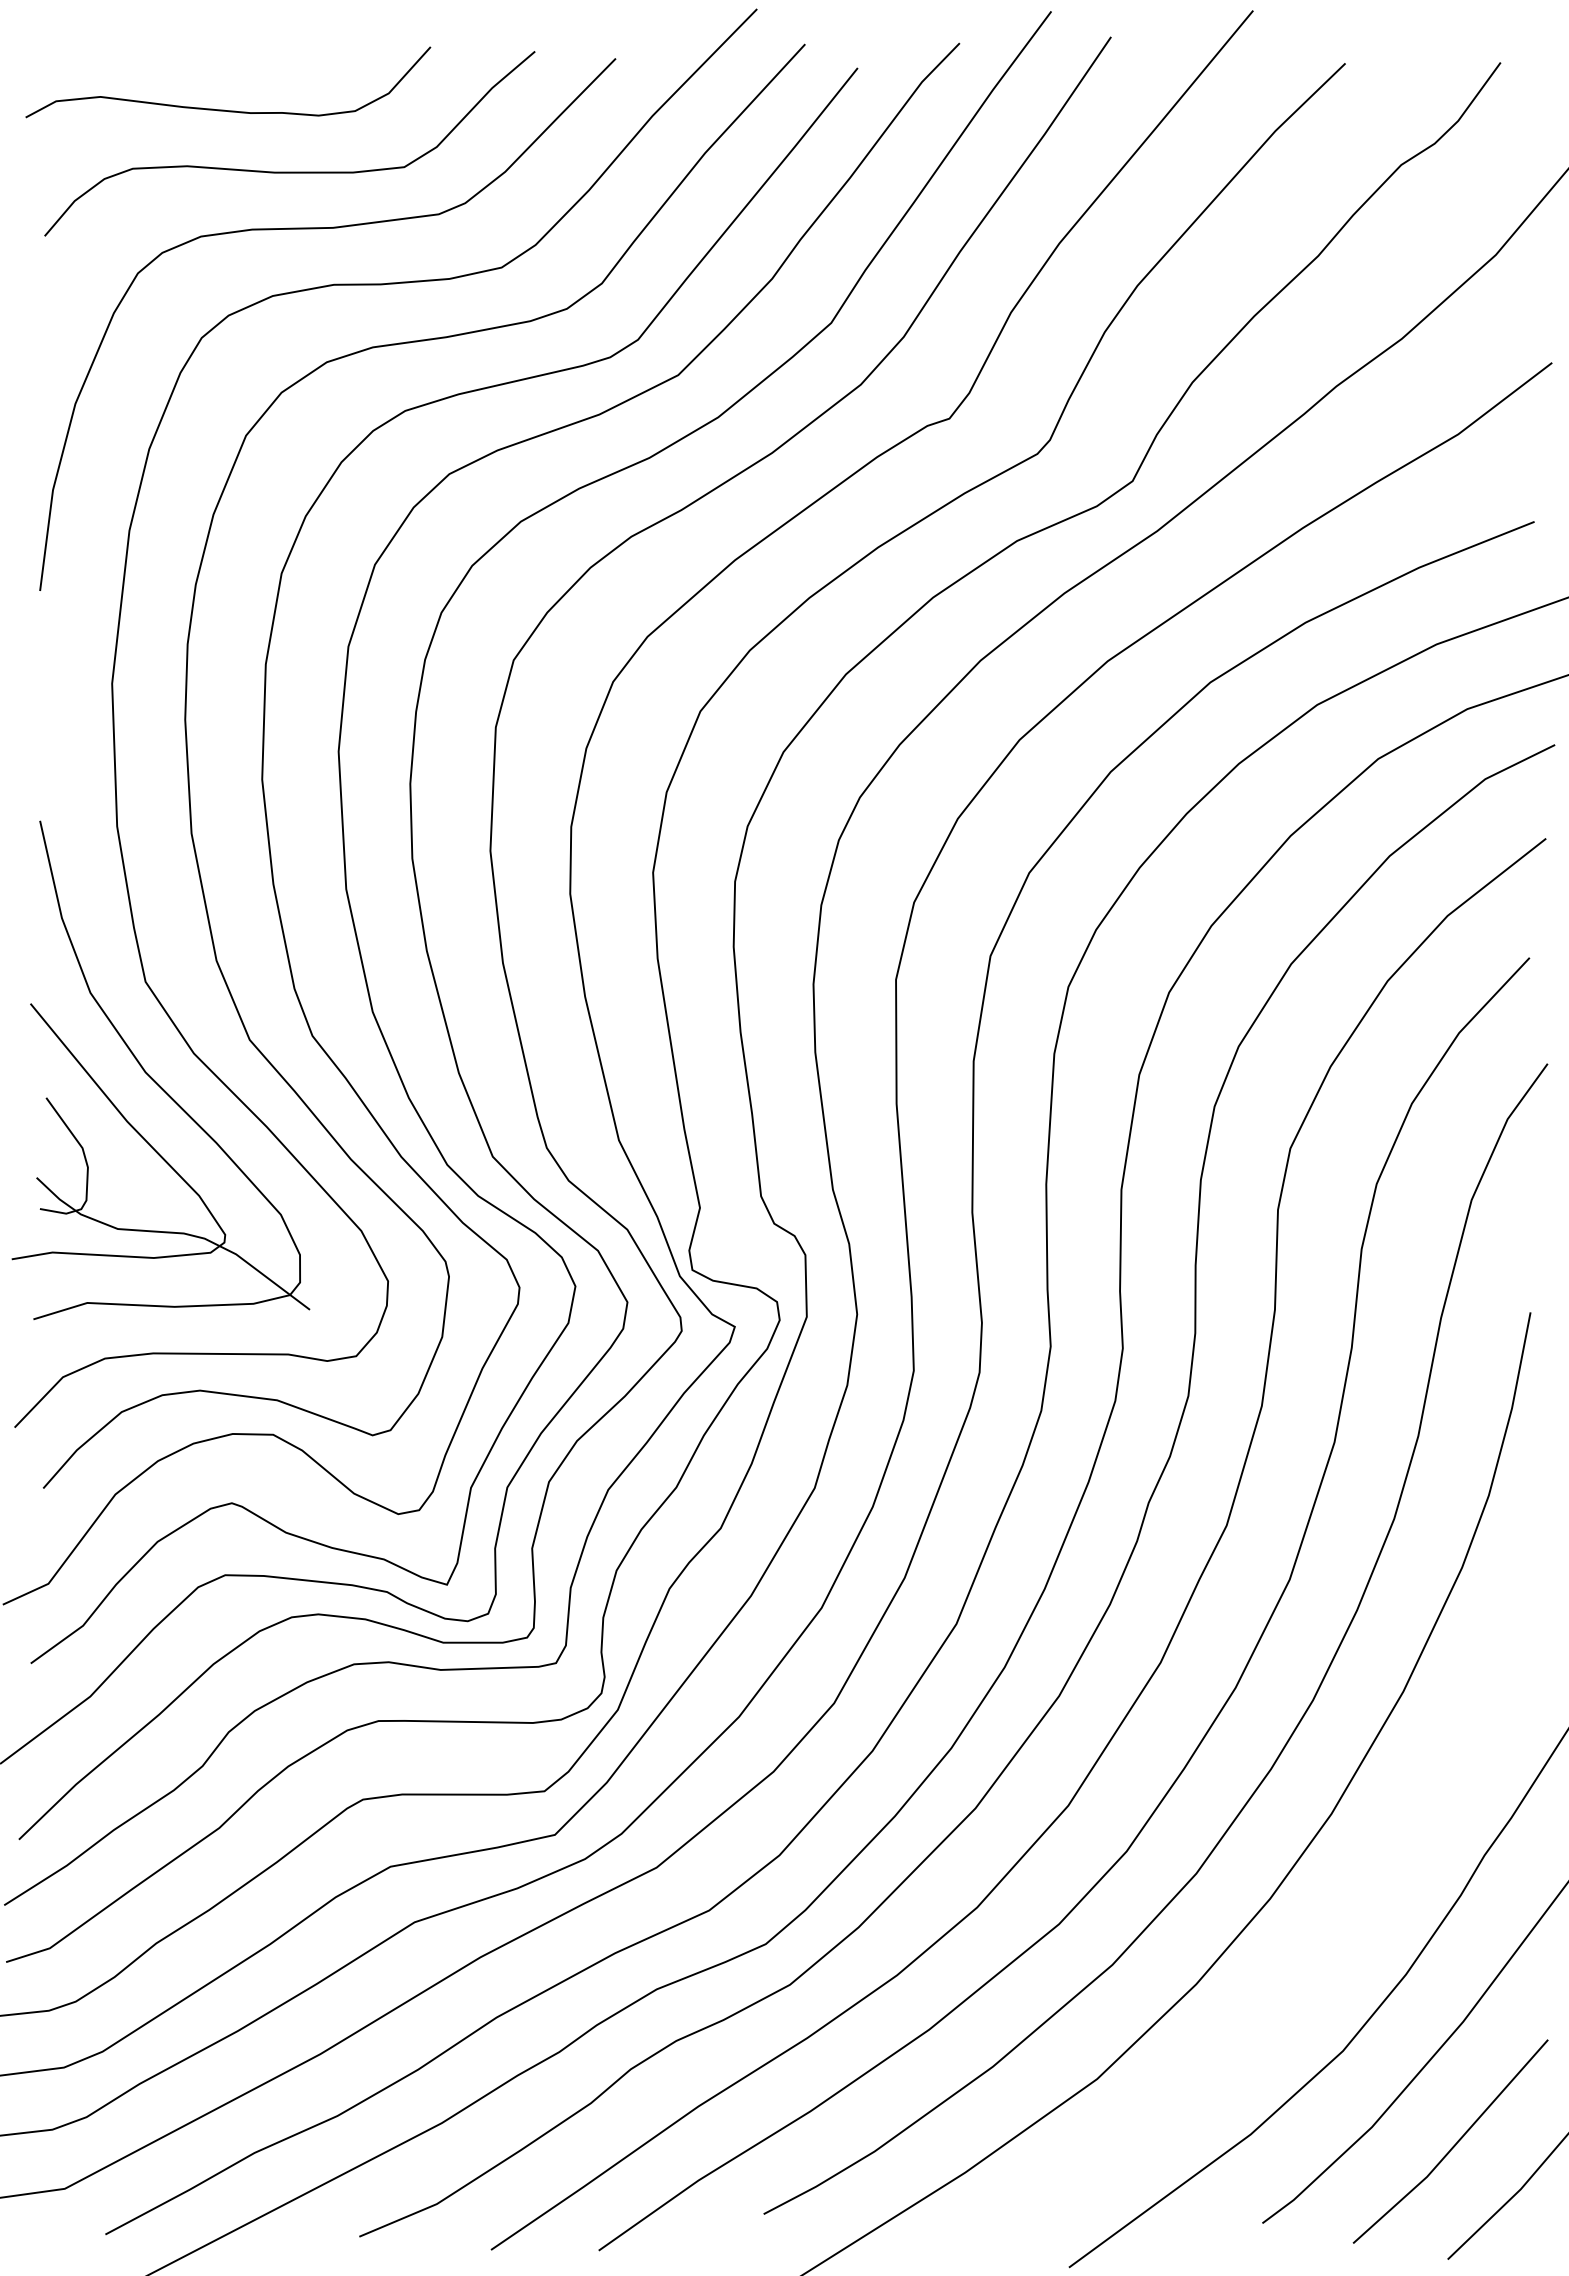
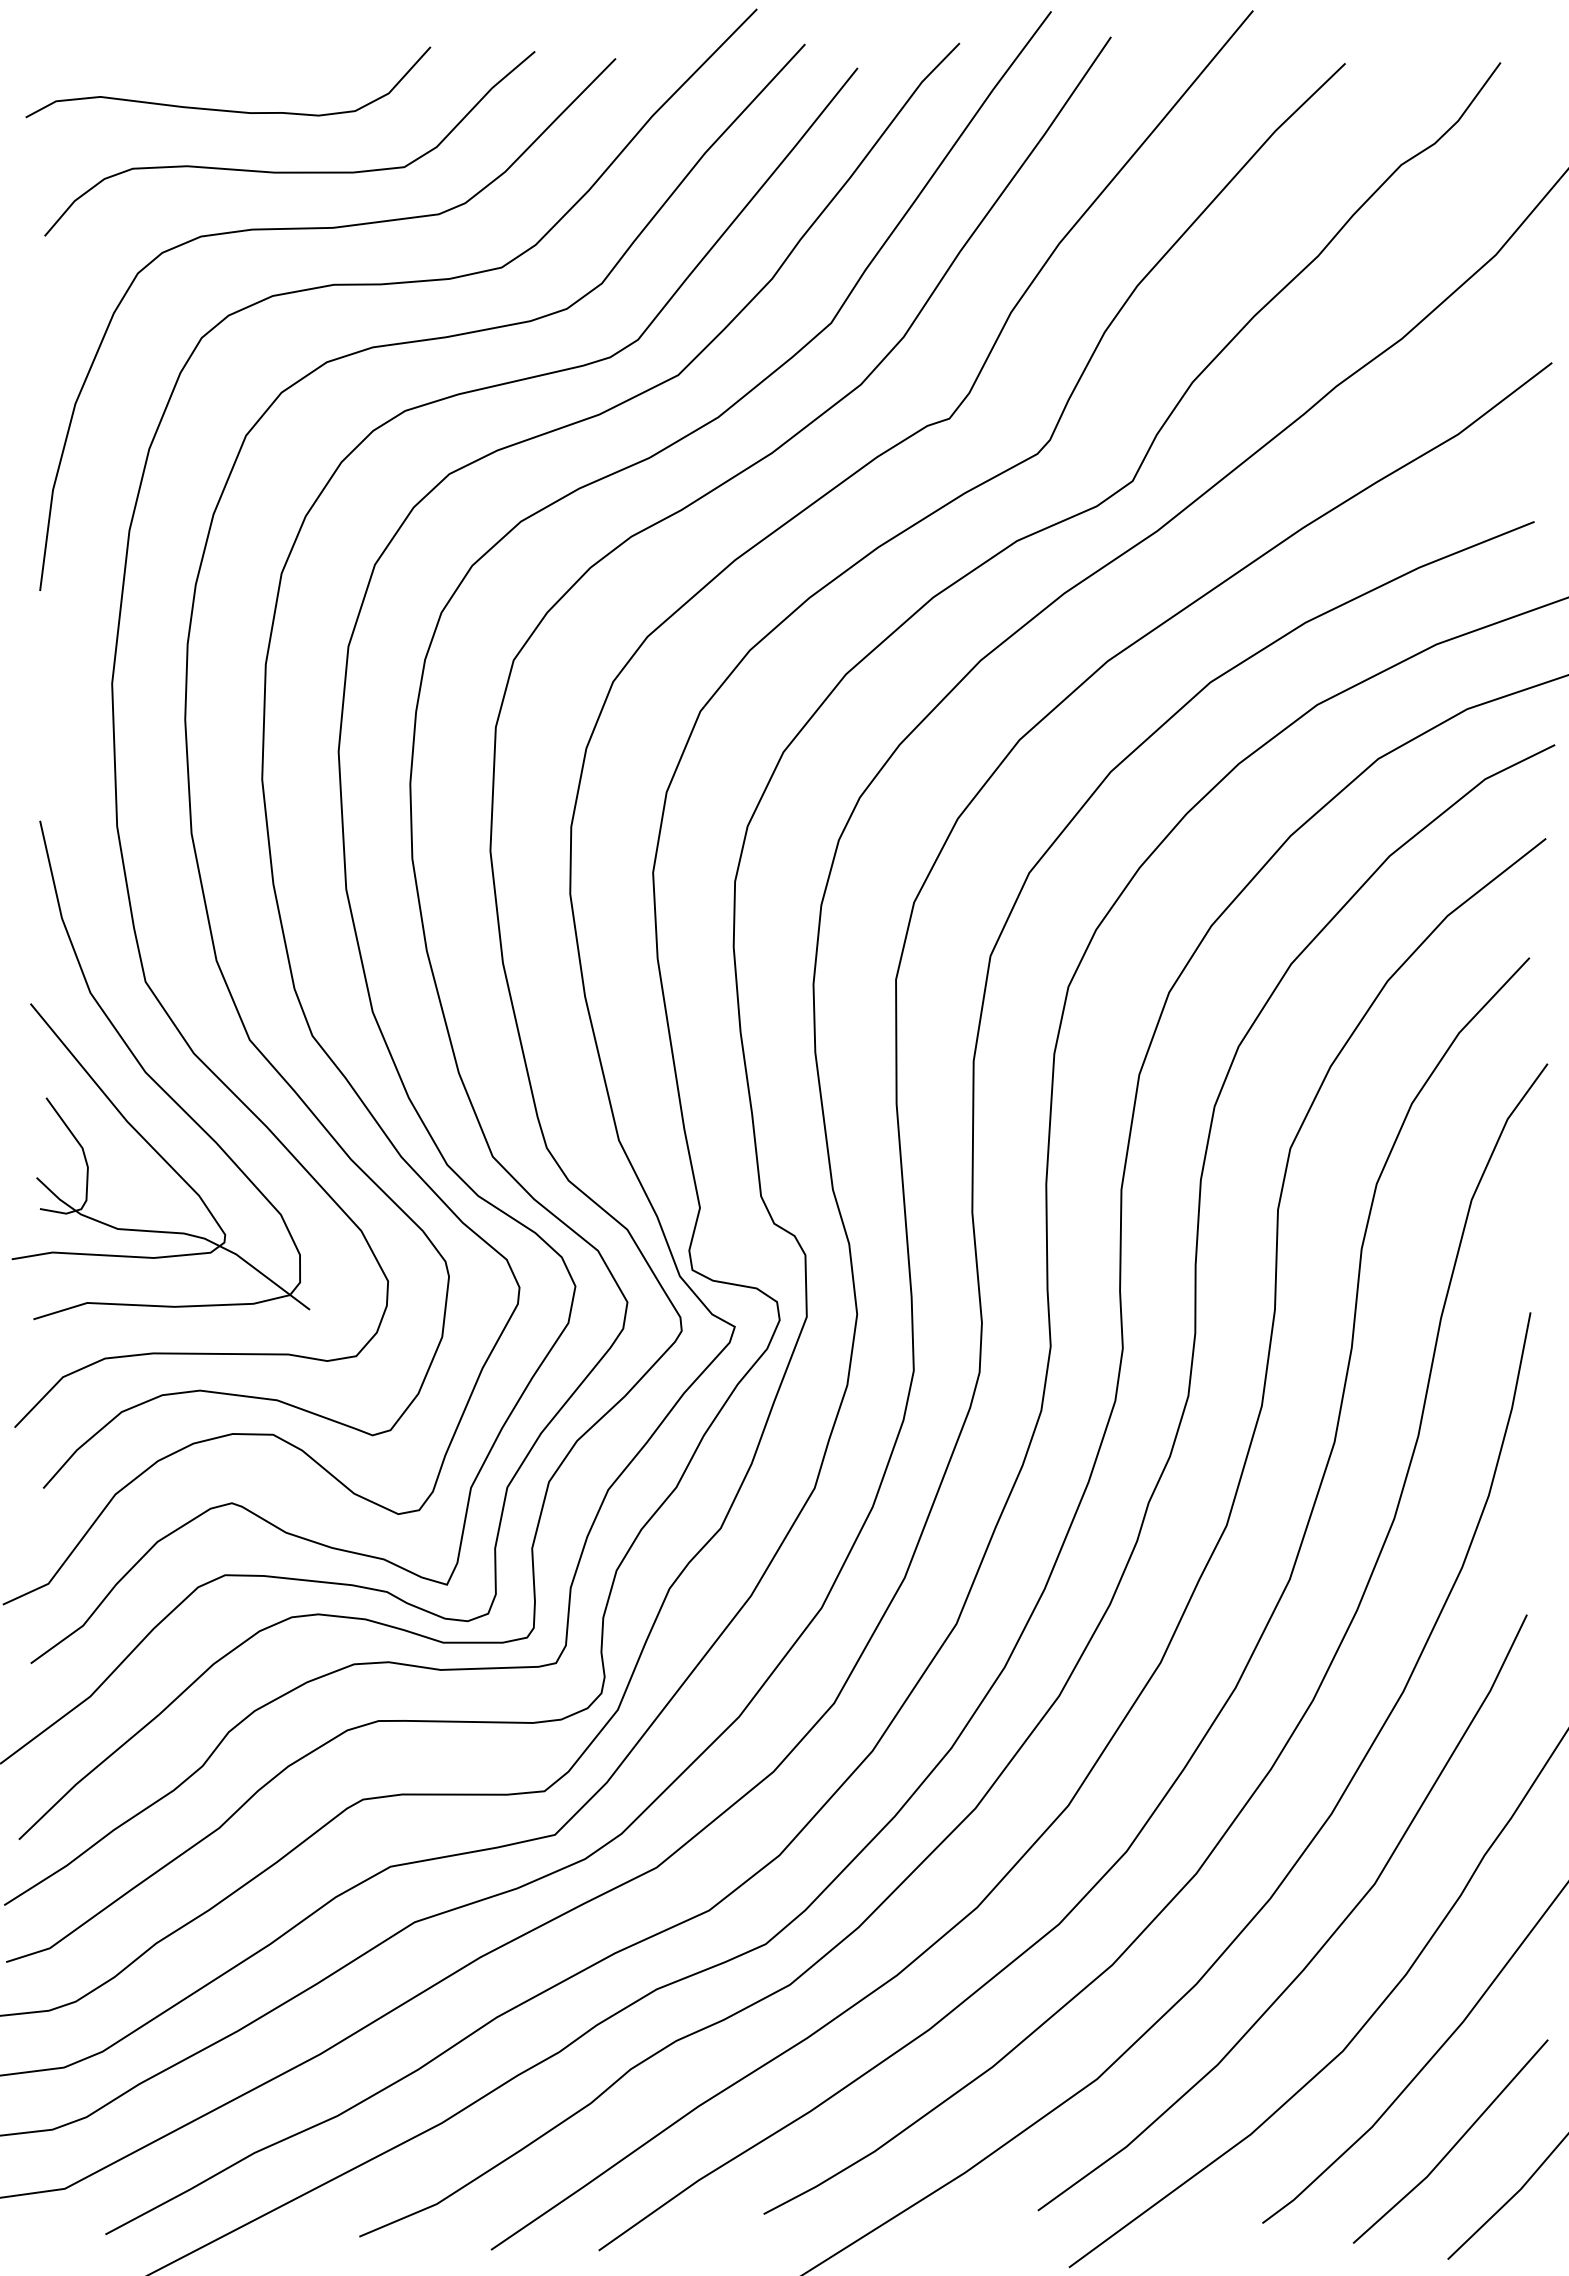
part: none -> present (1320, 1947)
